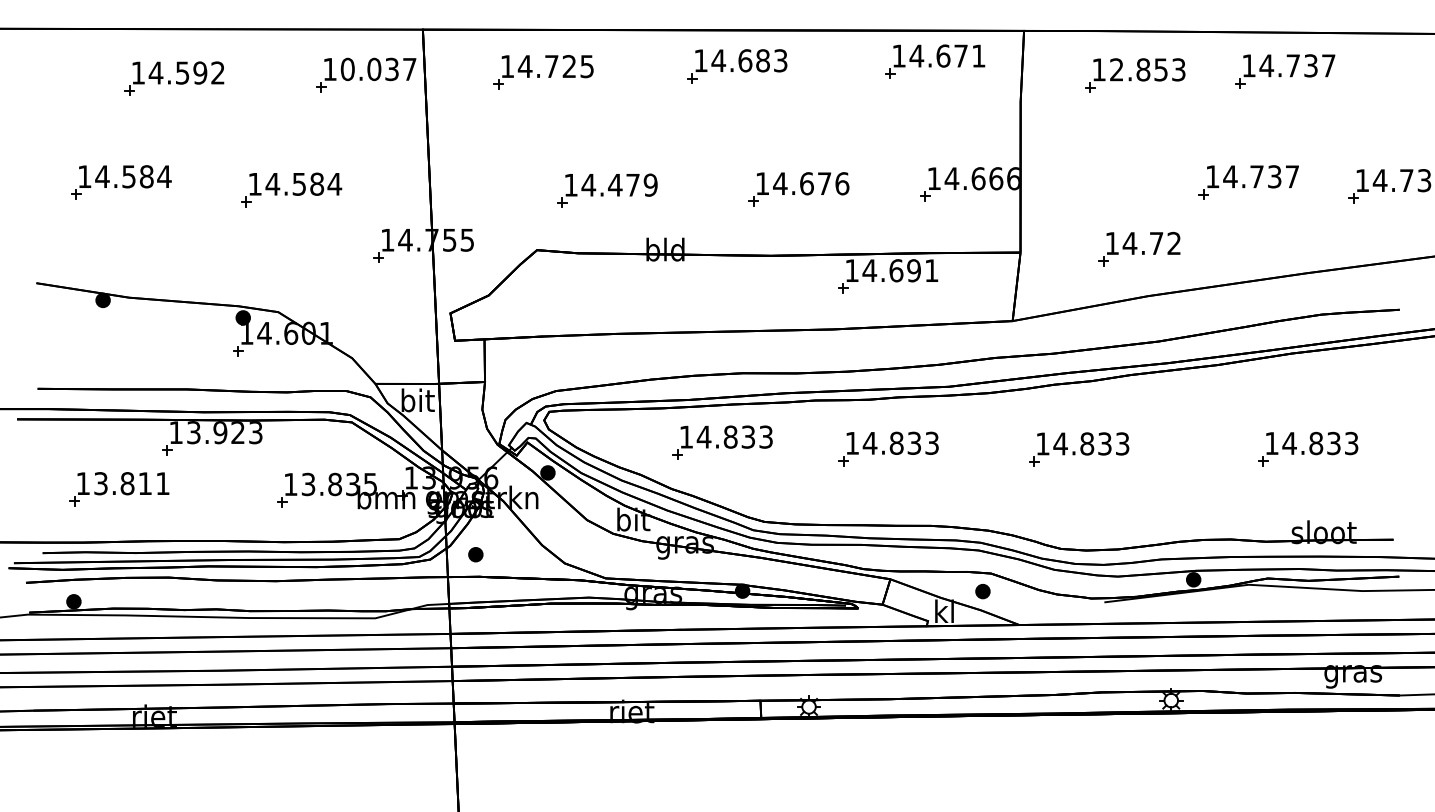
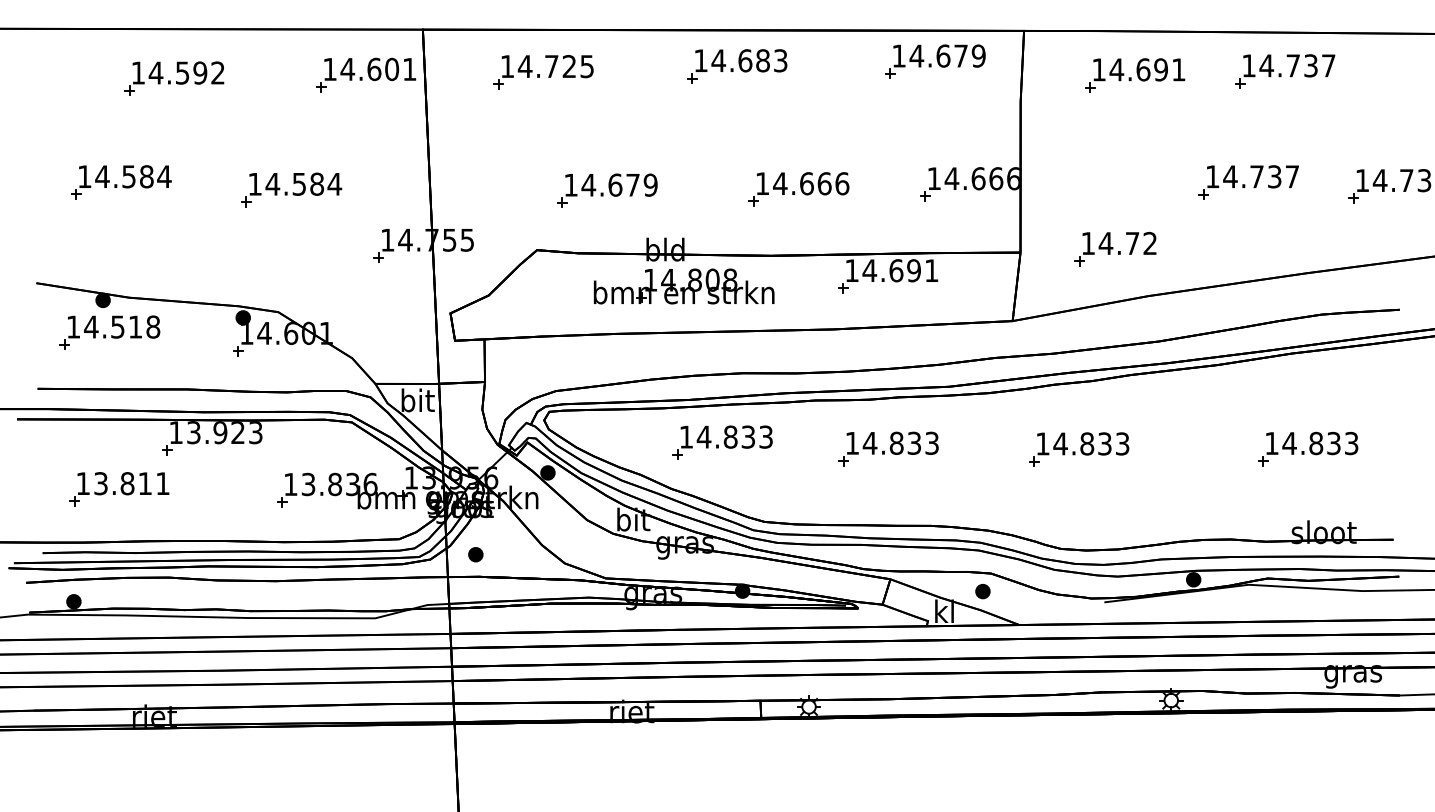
text: 14.671 -> 14.679 (978, 55)
text: 10.037 -> 14.601 (378, 69)
text: 12.853 -> 14.691 (1147, 69)
text: 14.676 -> 14.666 (824, 183)
text: 14.479 -> 14.679 (615, 184)
part position: (1139, 248) -> (1115, 248) (1115, 248)
part: none -> present (683, 286)
part: none -> present (109, 332)
text: 13.835 -> 13.836 (370, 484)
